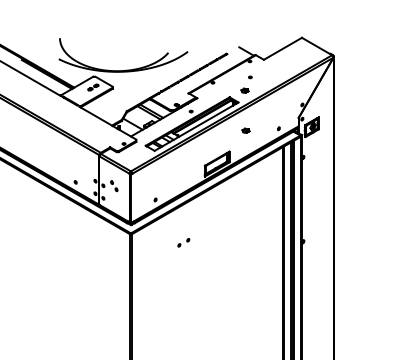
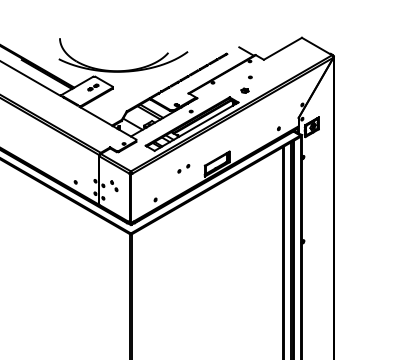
part: present -> none (245, 130)
part position: (183, 242) -> (183, 168) (183, 168)
